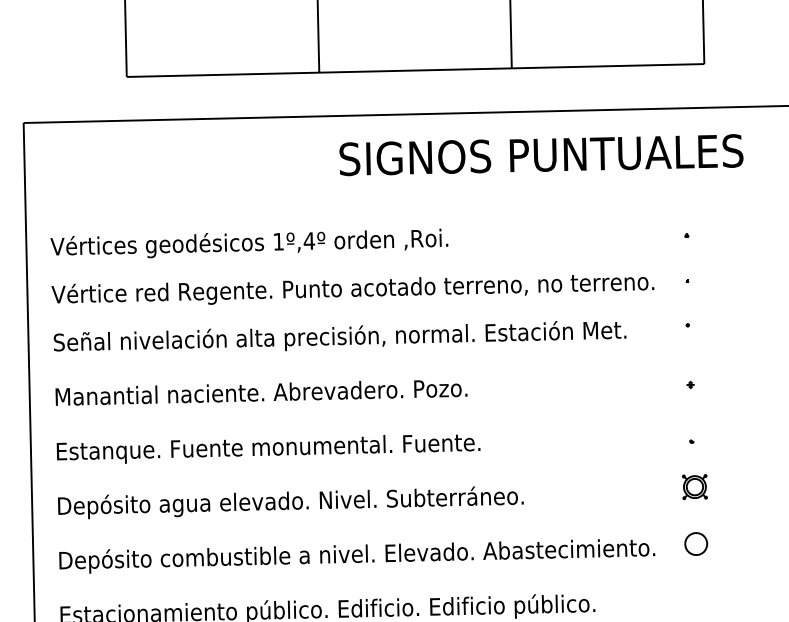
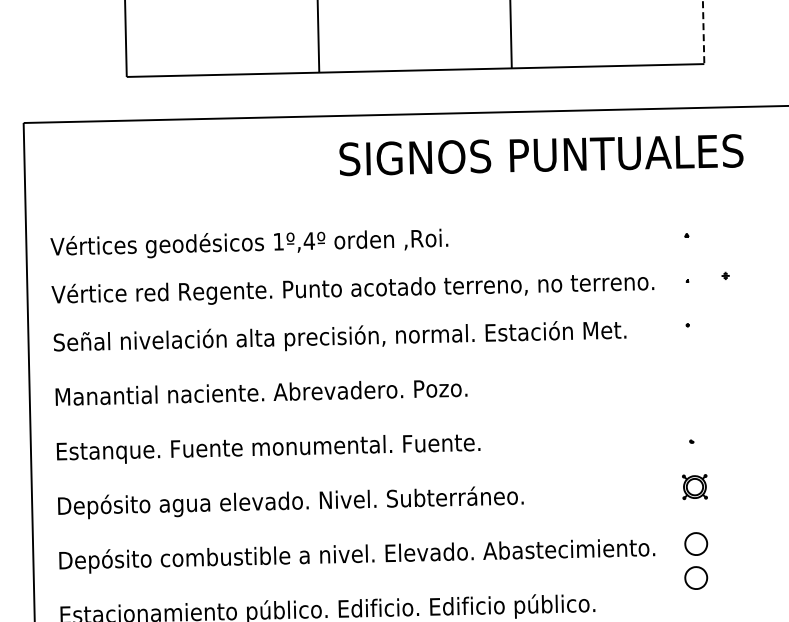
line: solid -> dashed (703, 32)
part position: (690, 384) -> (725, 275) (725, 275)
part: none -> present (696, 577)
